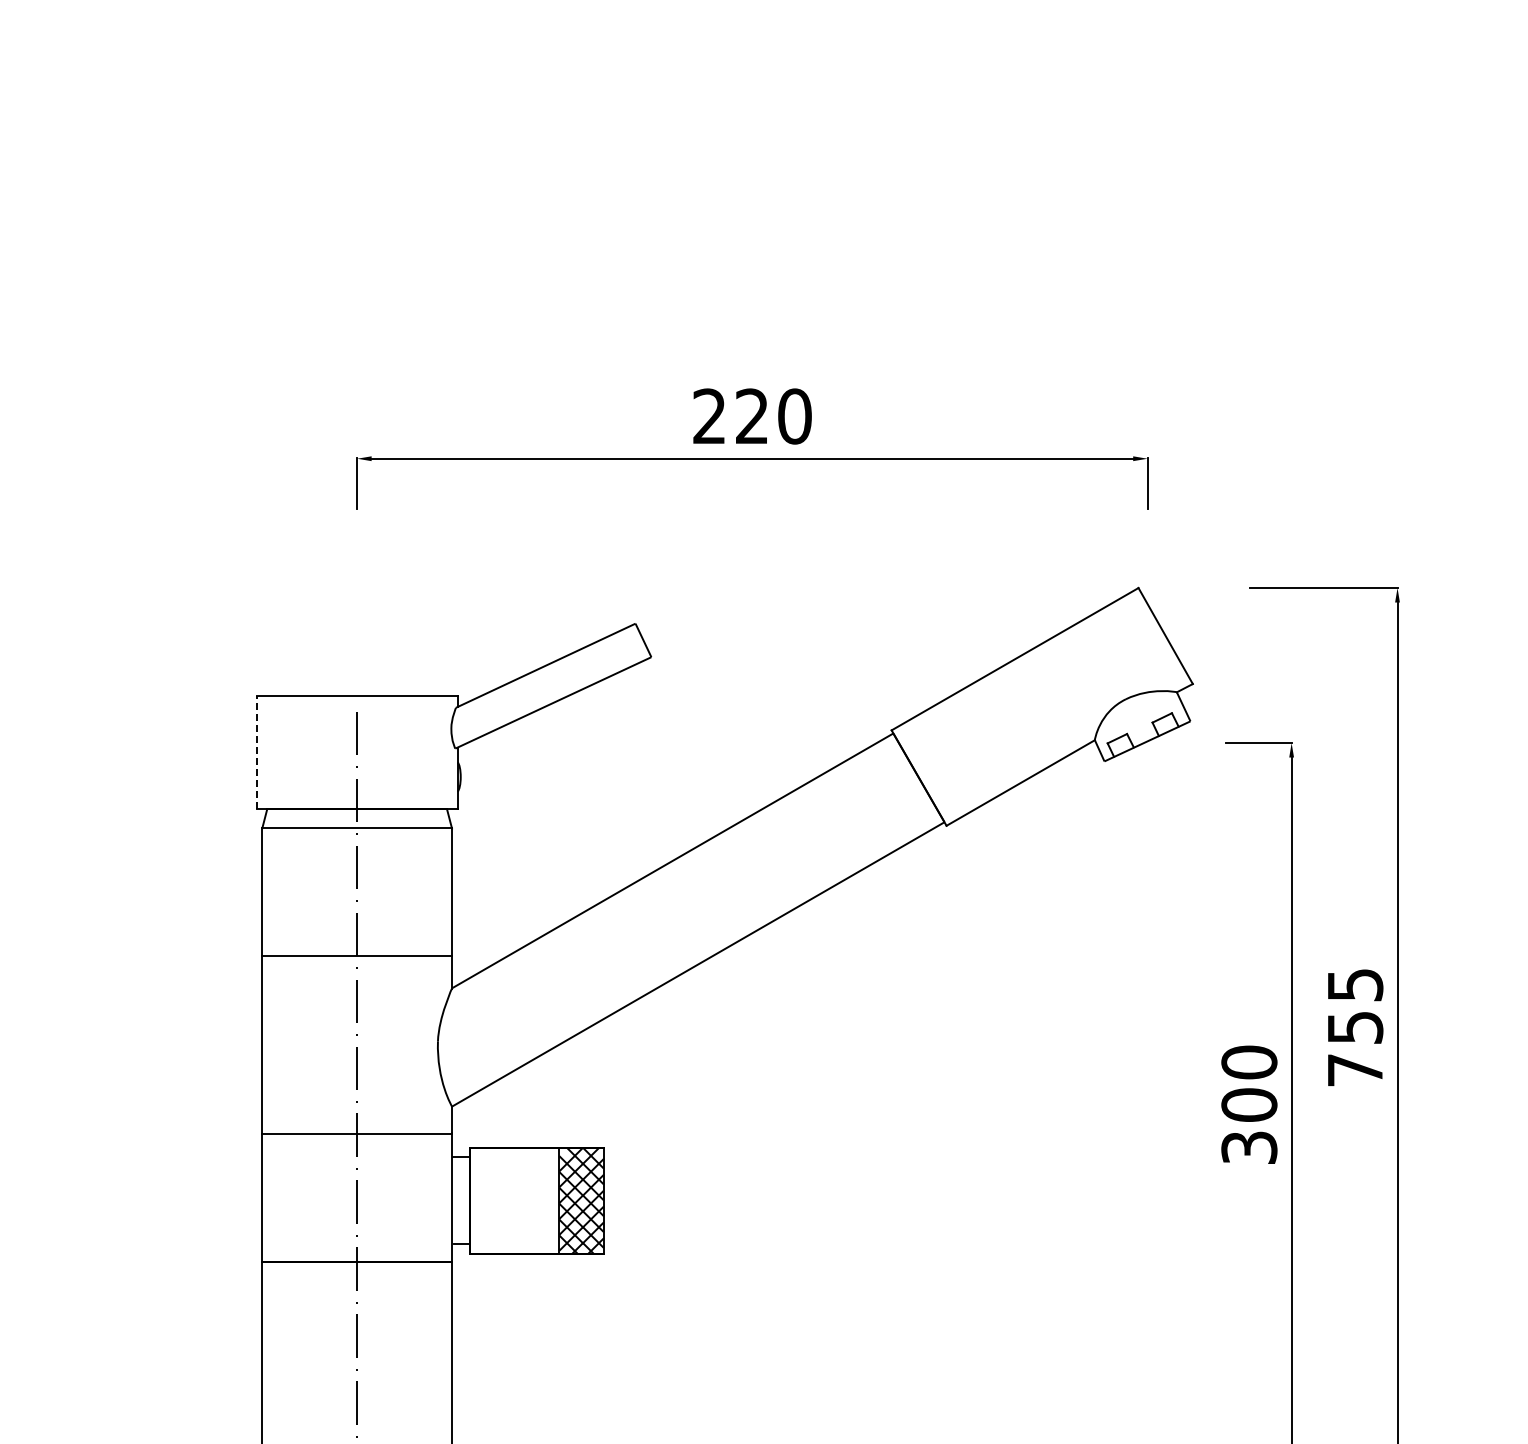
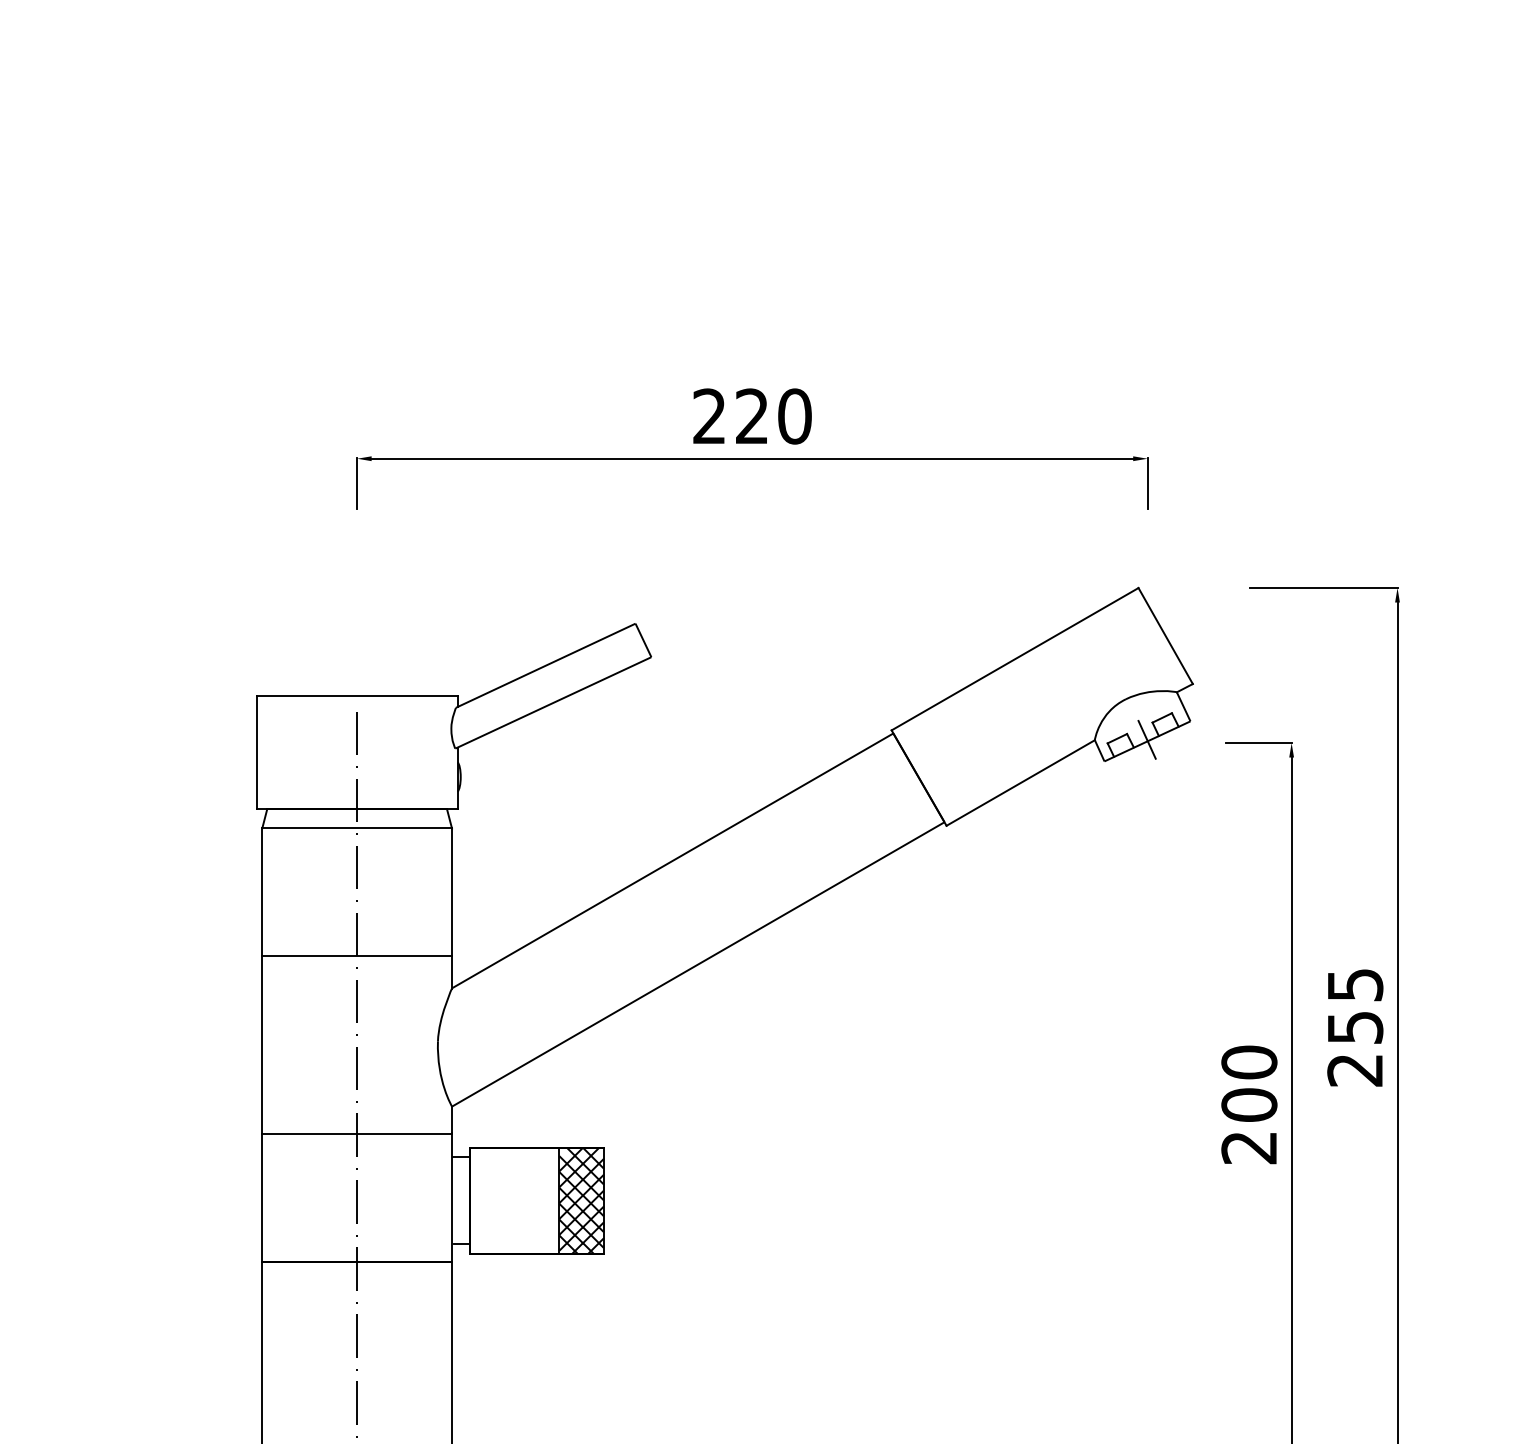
line: none -> present (1148, 742)
line: dashed -> solid (256, 752)
text: 755 -> 255 (1354, 1070)
text: 300 -> 200 (1249, 1147)
